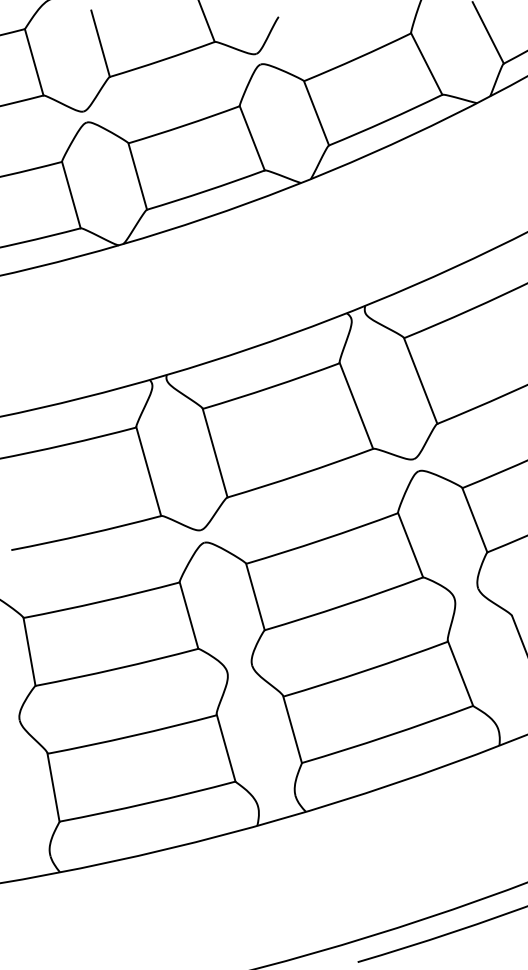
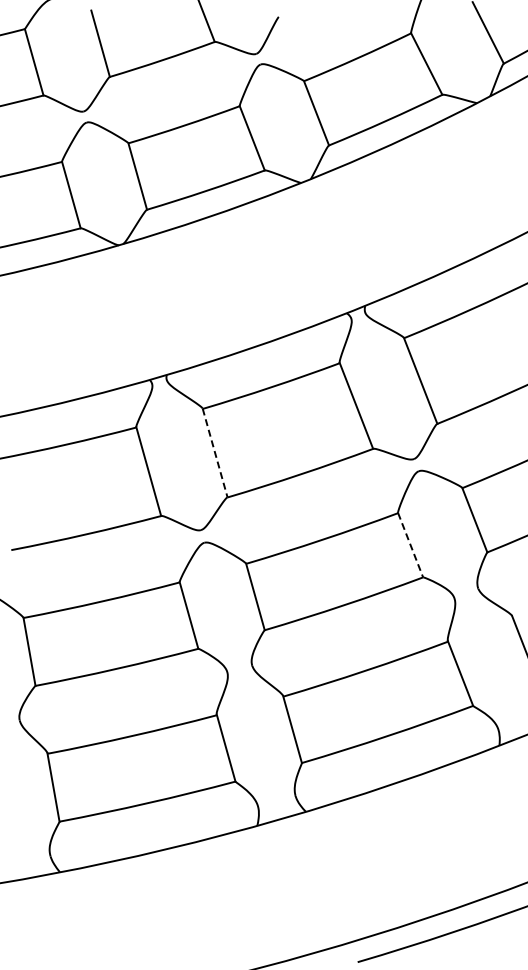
line: solid -> dashed (215, 453)
line: solid -> dashed (410, 545)
